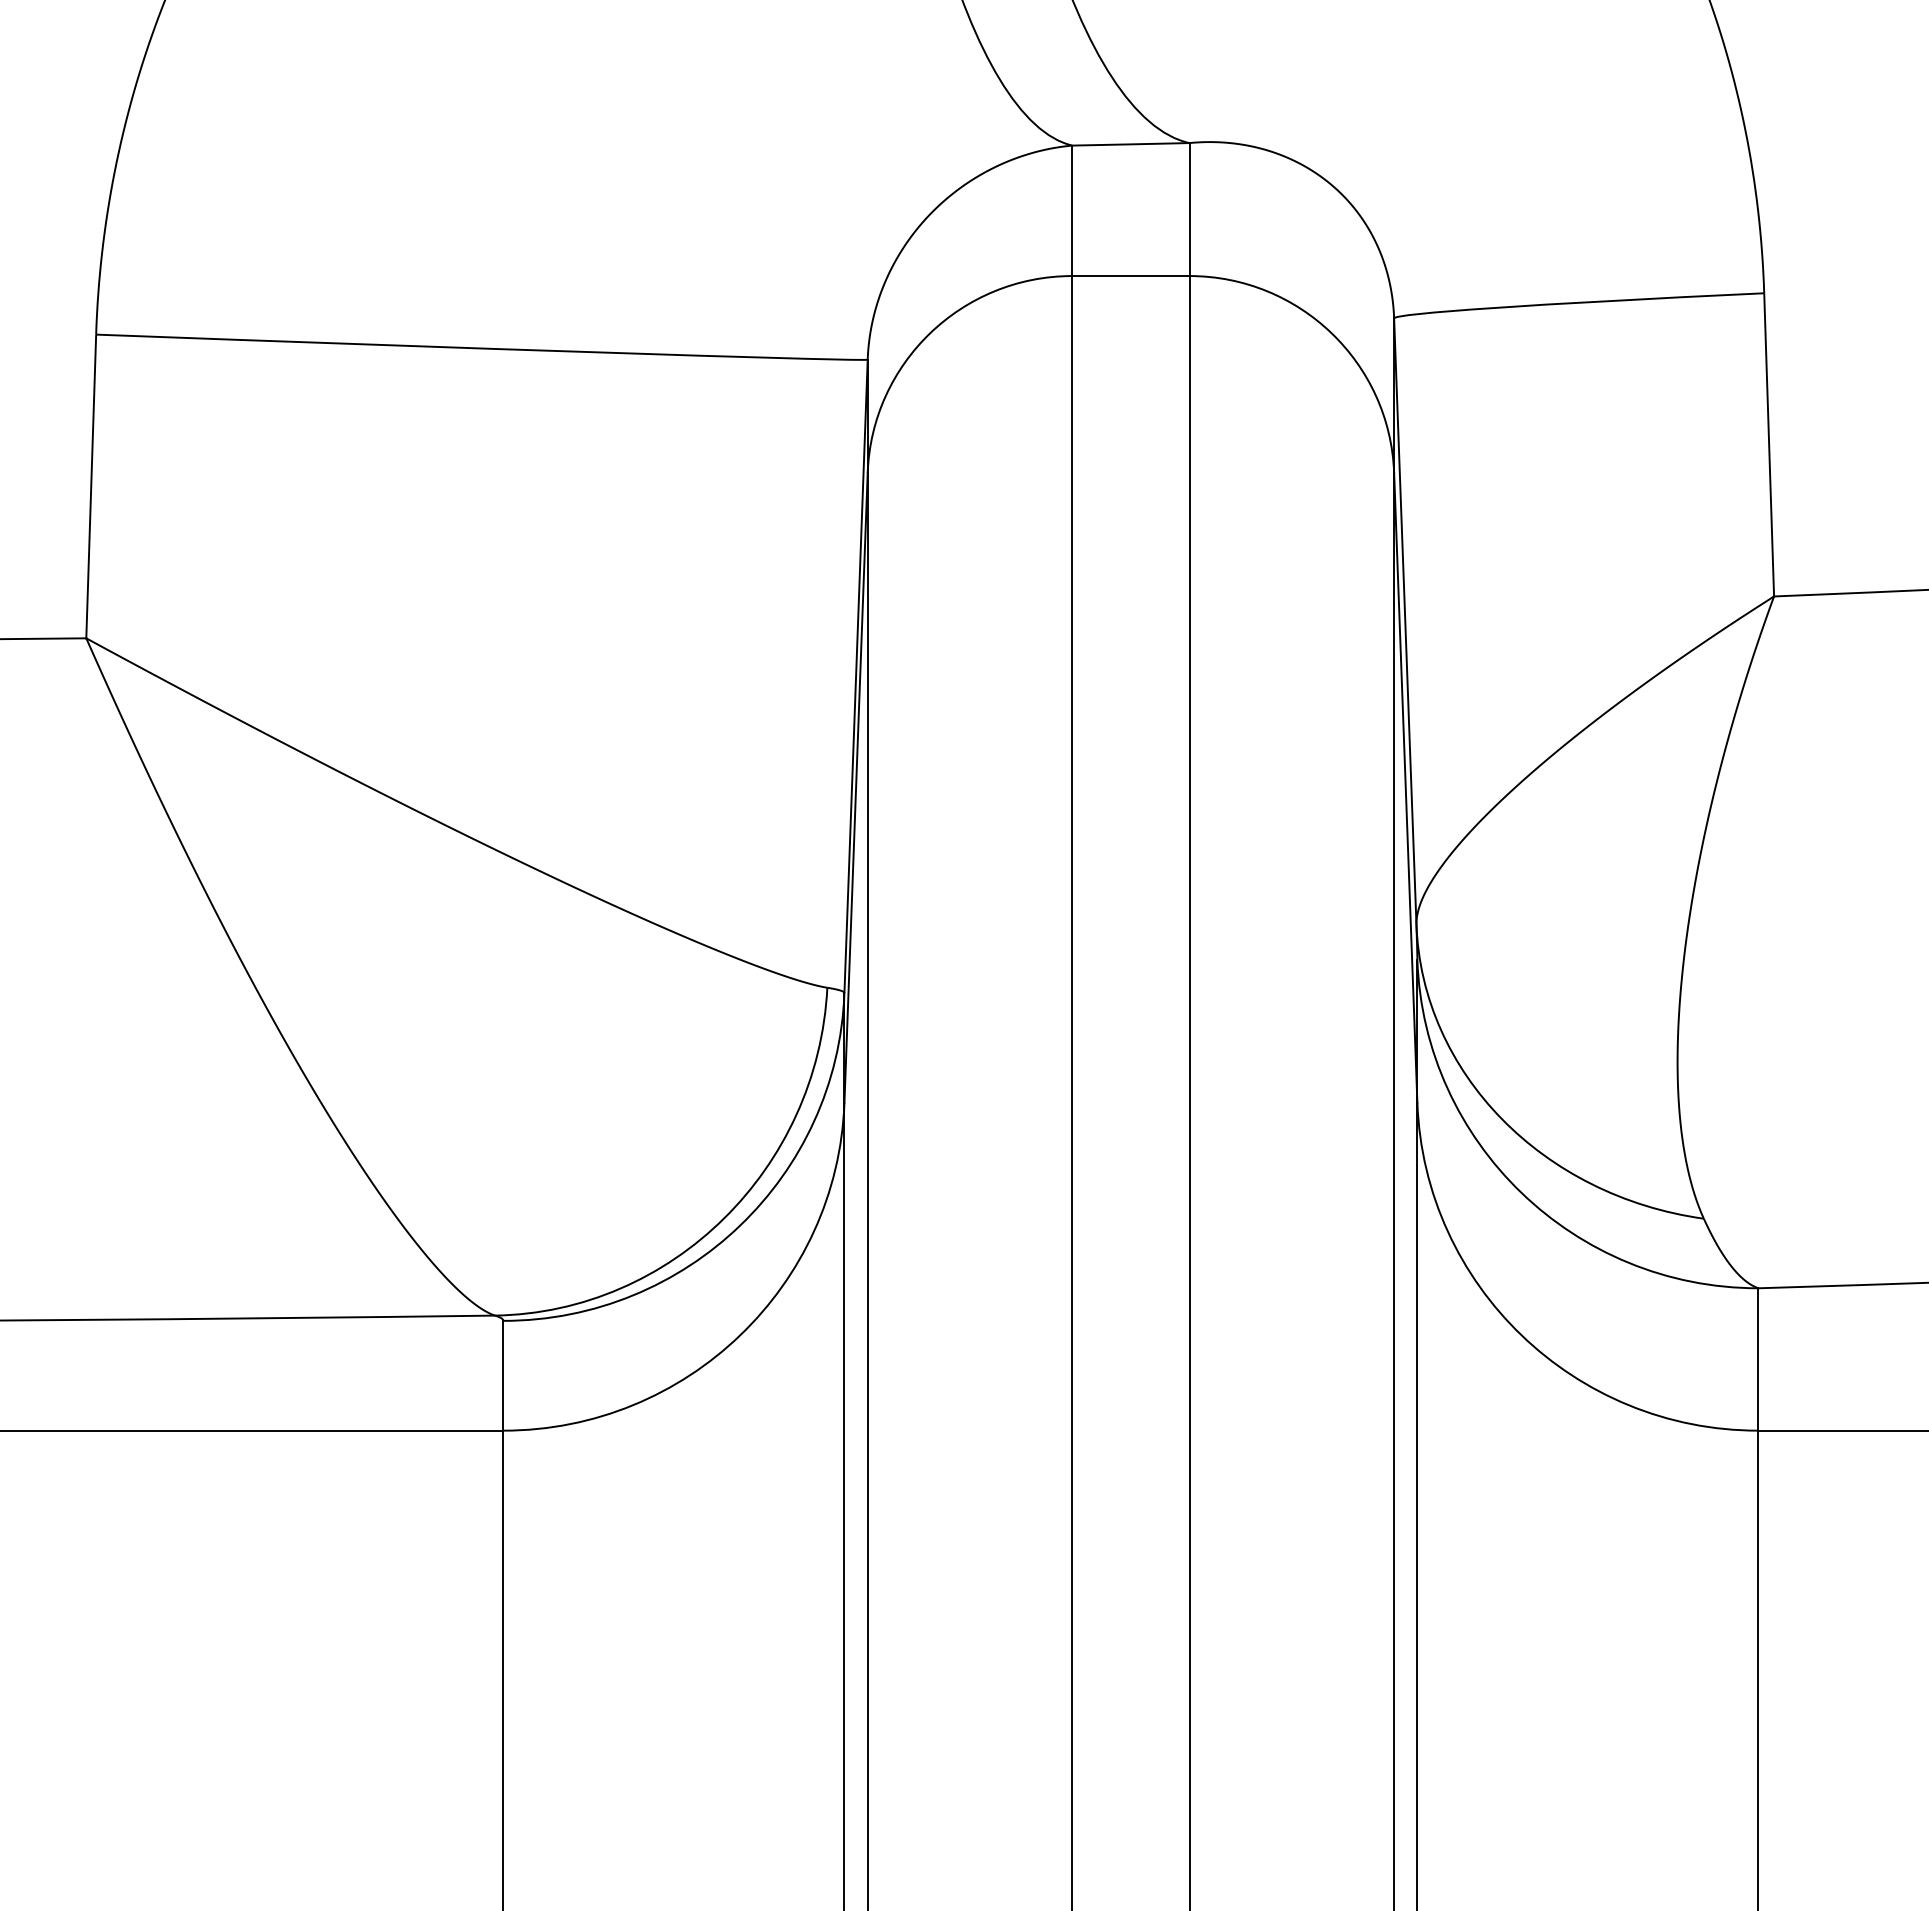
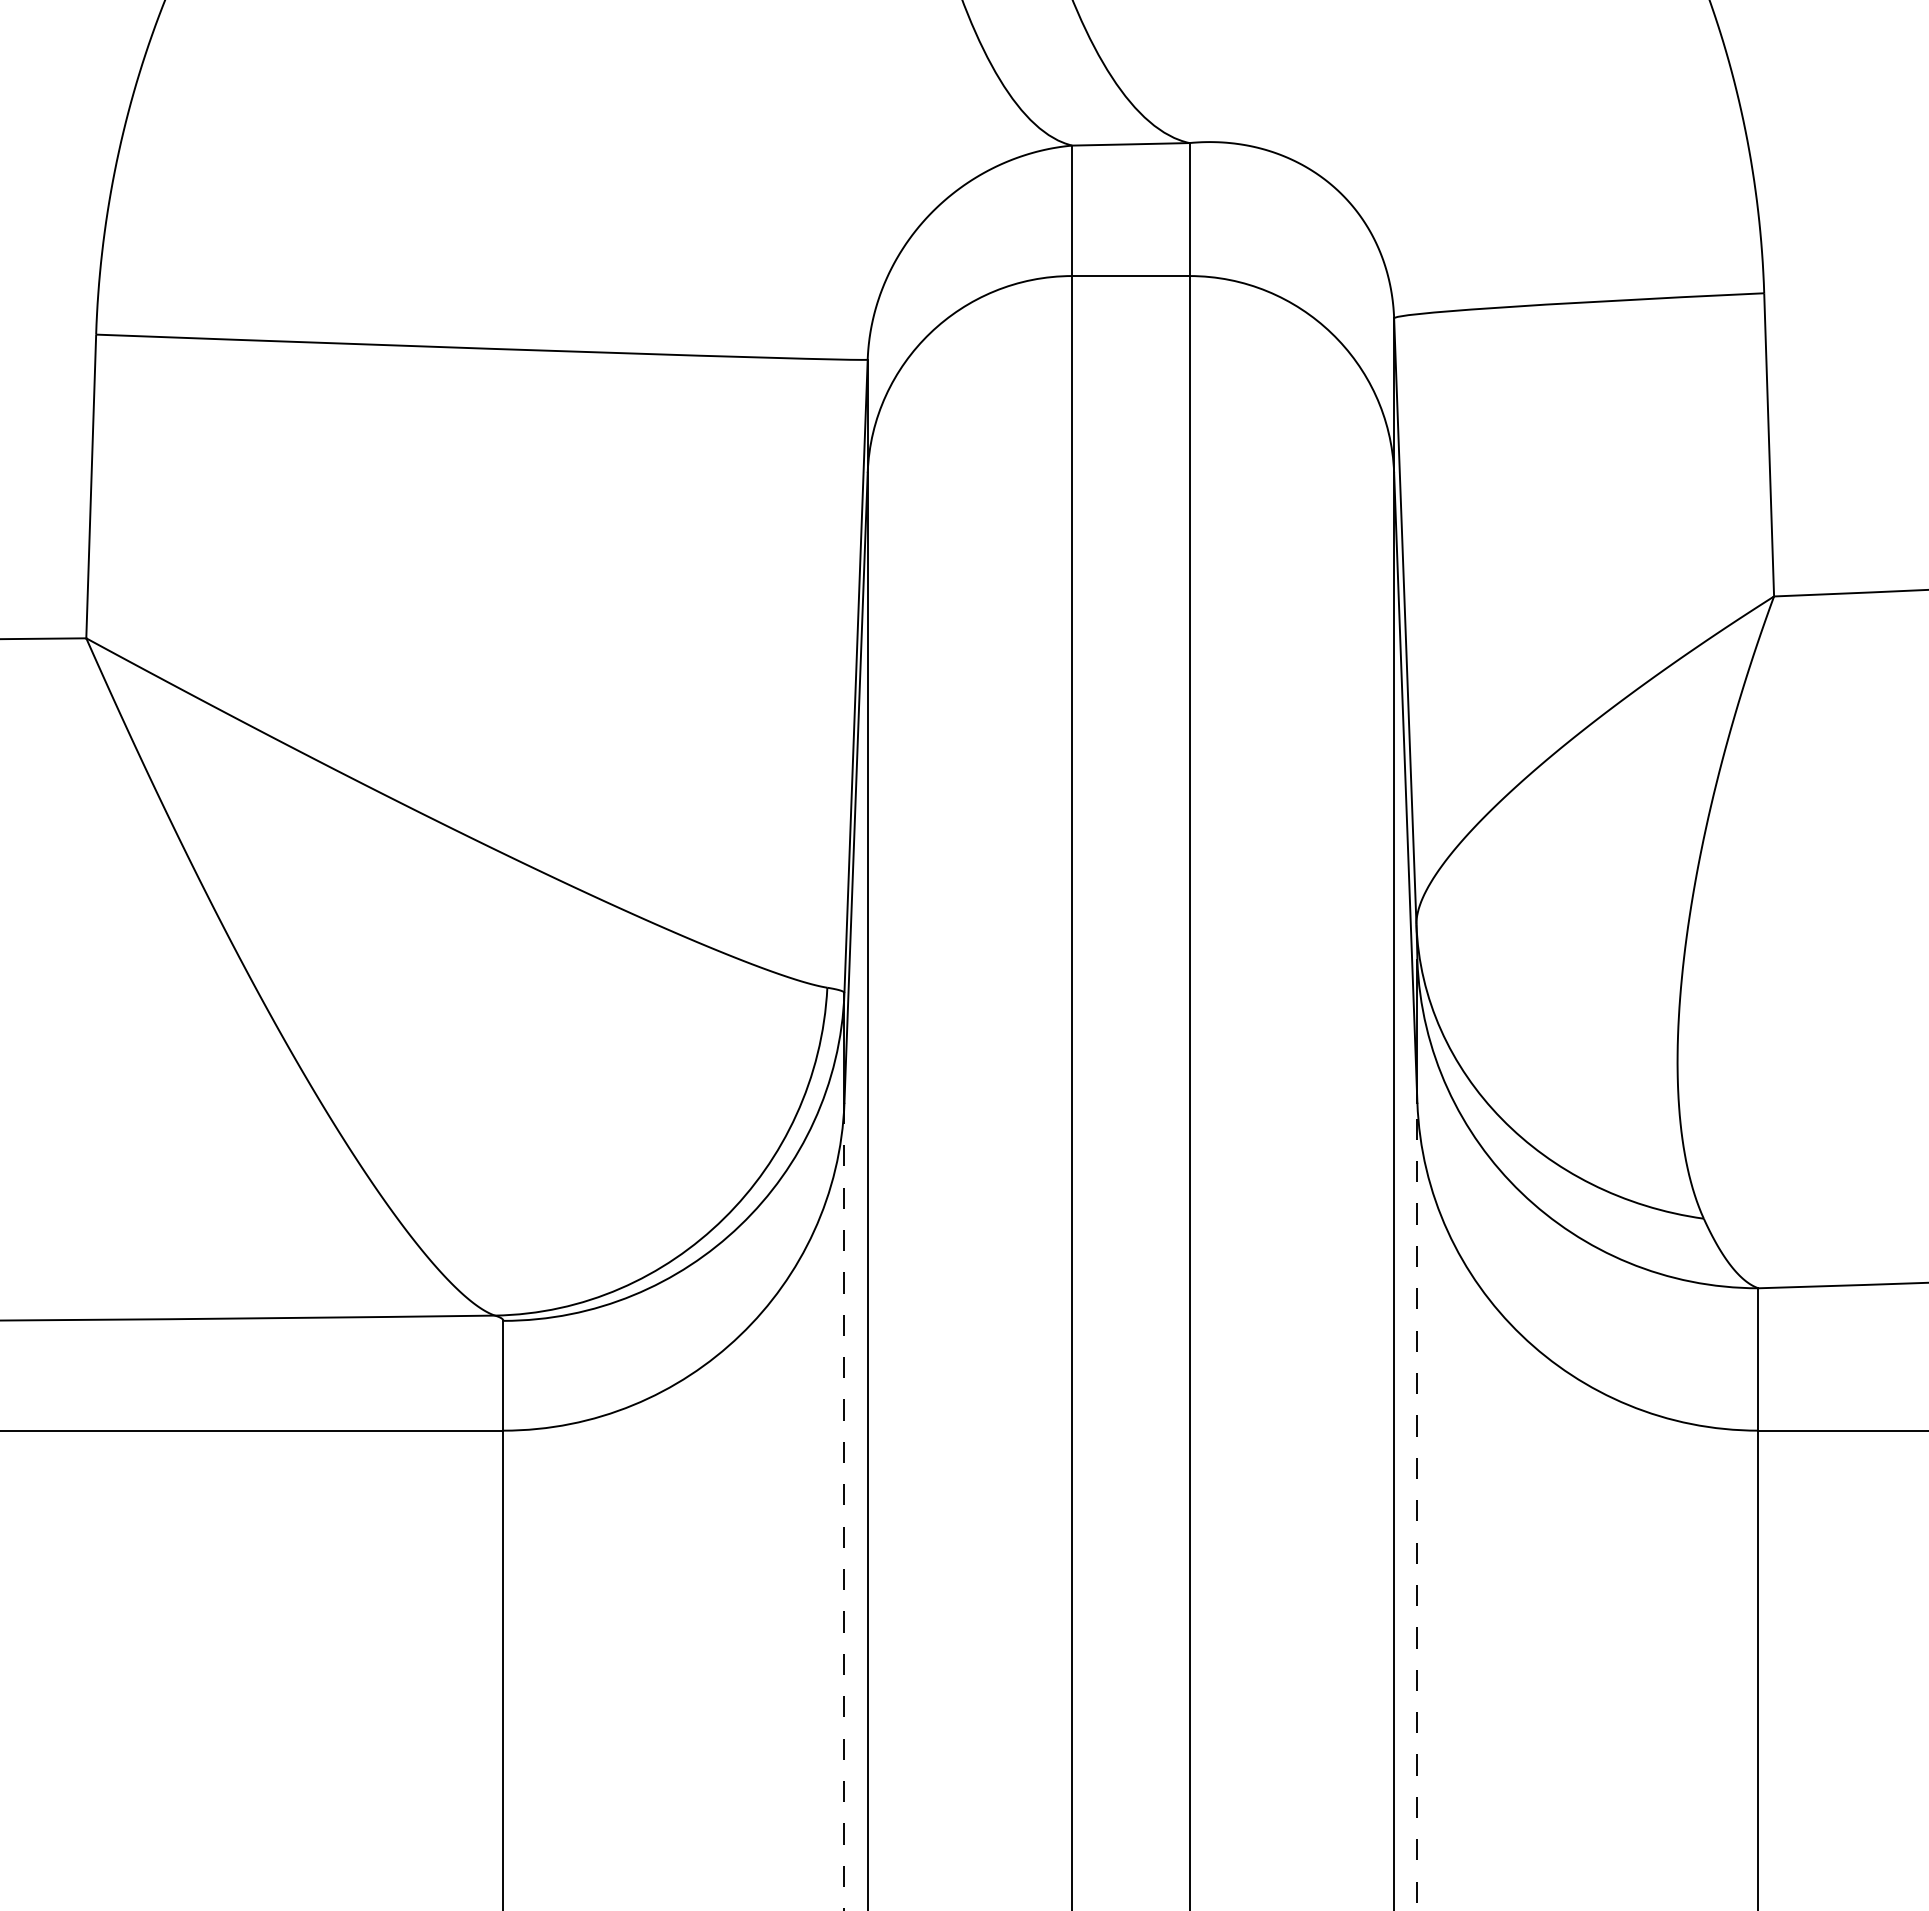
line: solid -> dashed (844, 1506)
line: solid -> dashed (1417, 1506)
